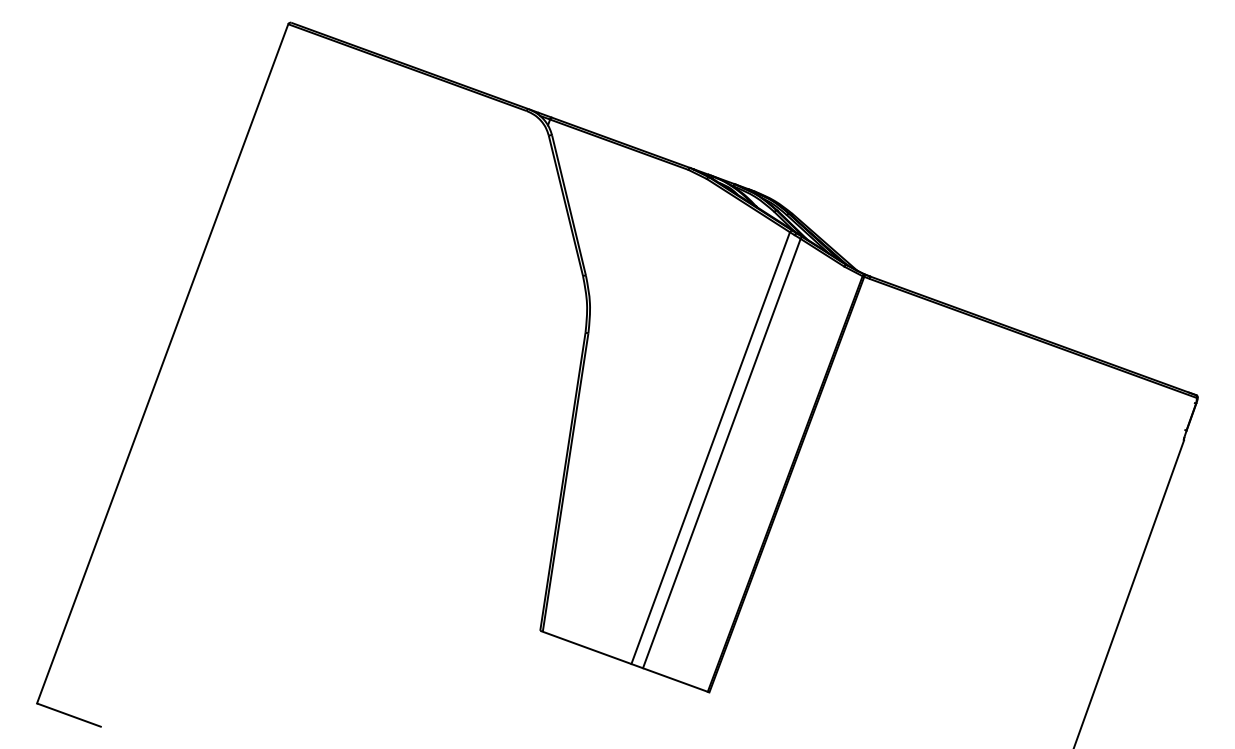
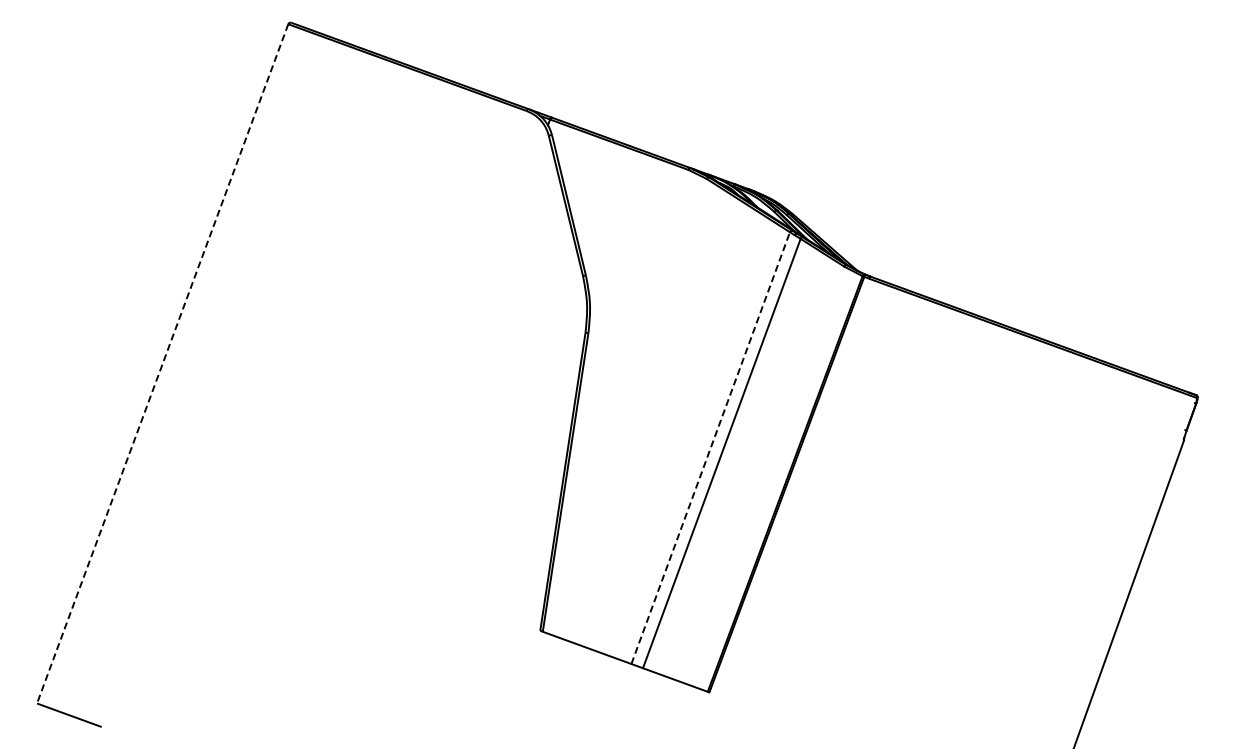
line: solid -> dashed (162, 364)
line: solid -> dashed (710, 448)
